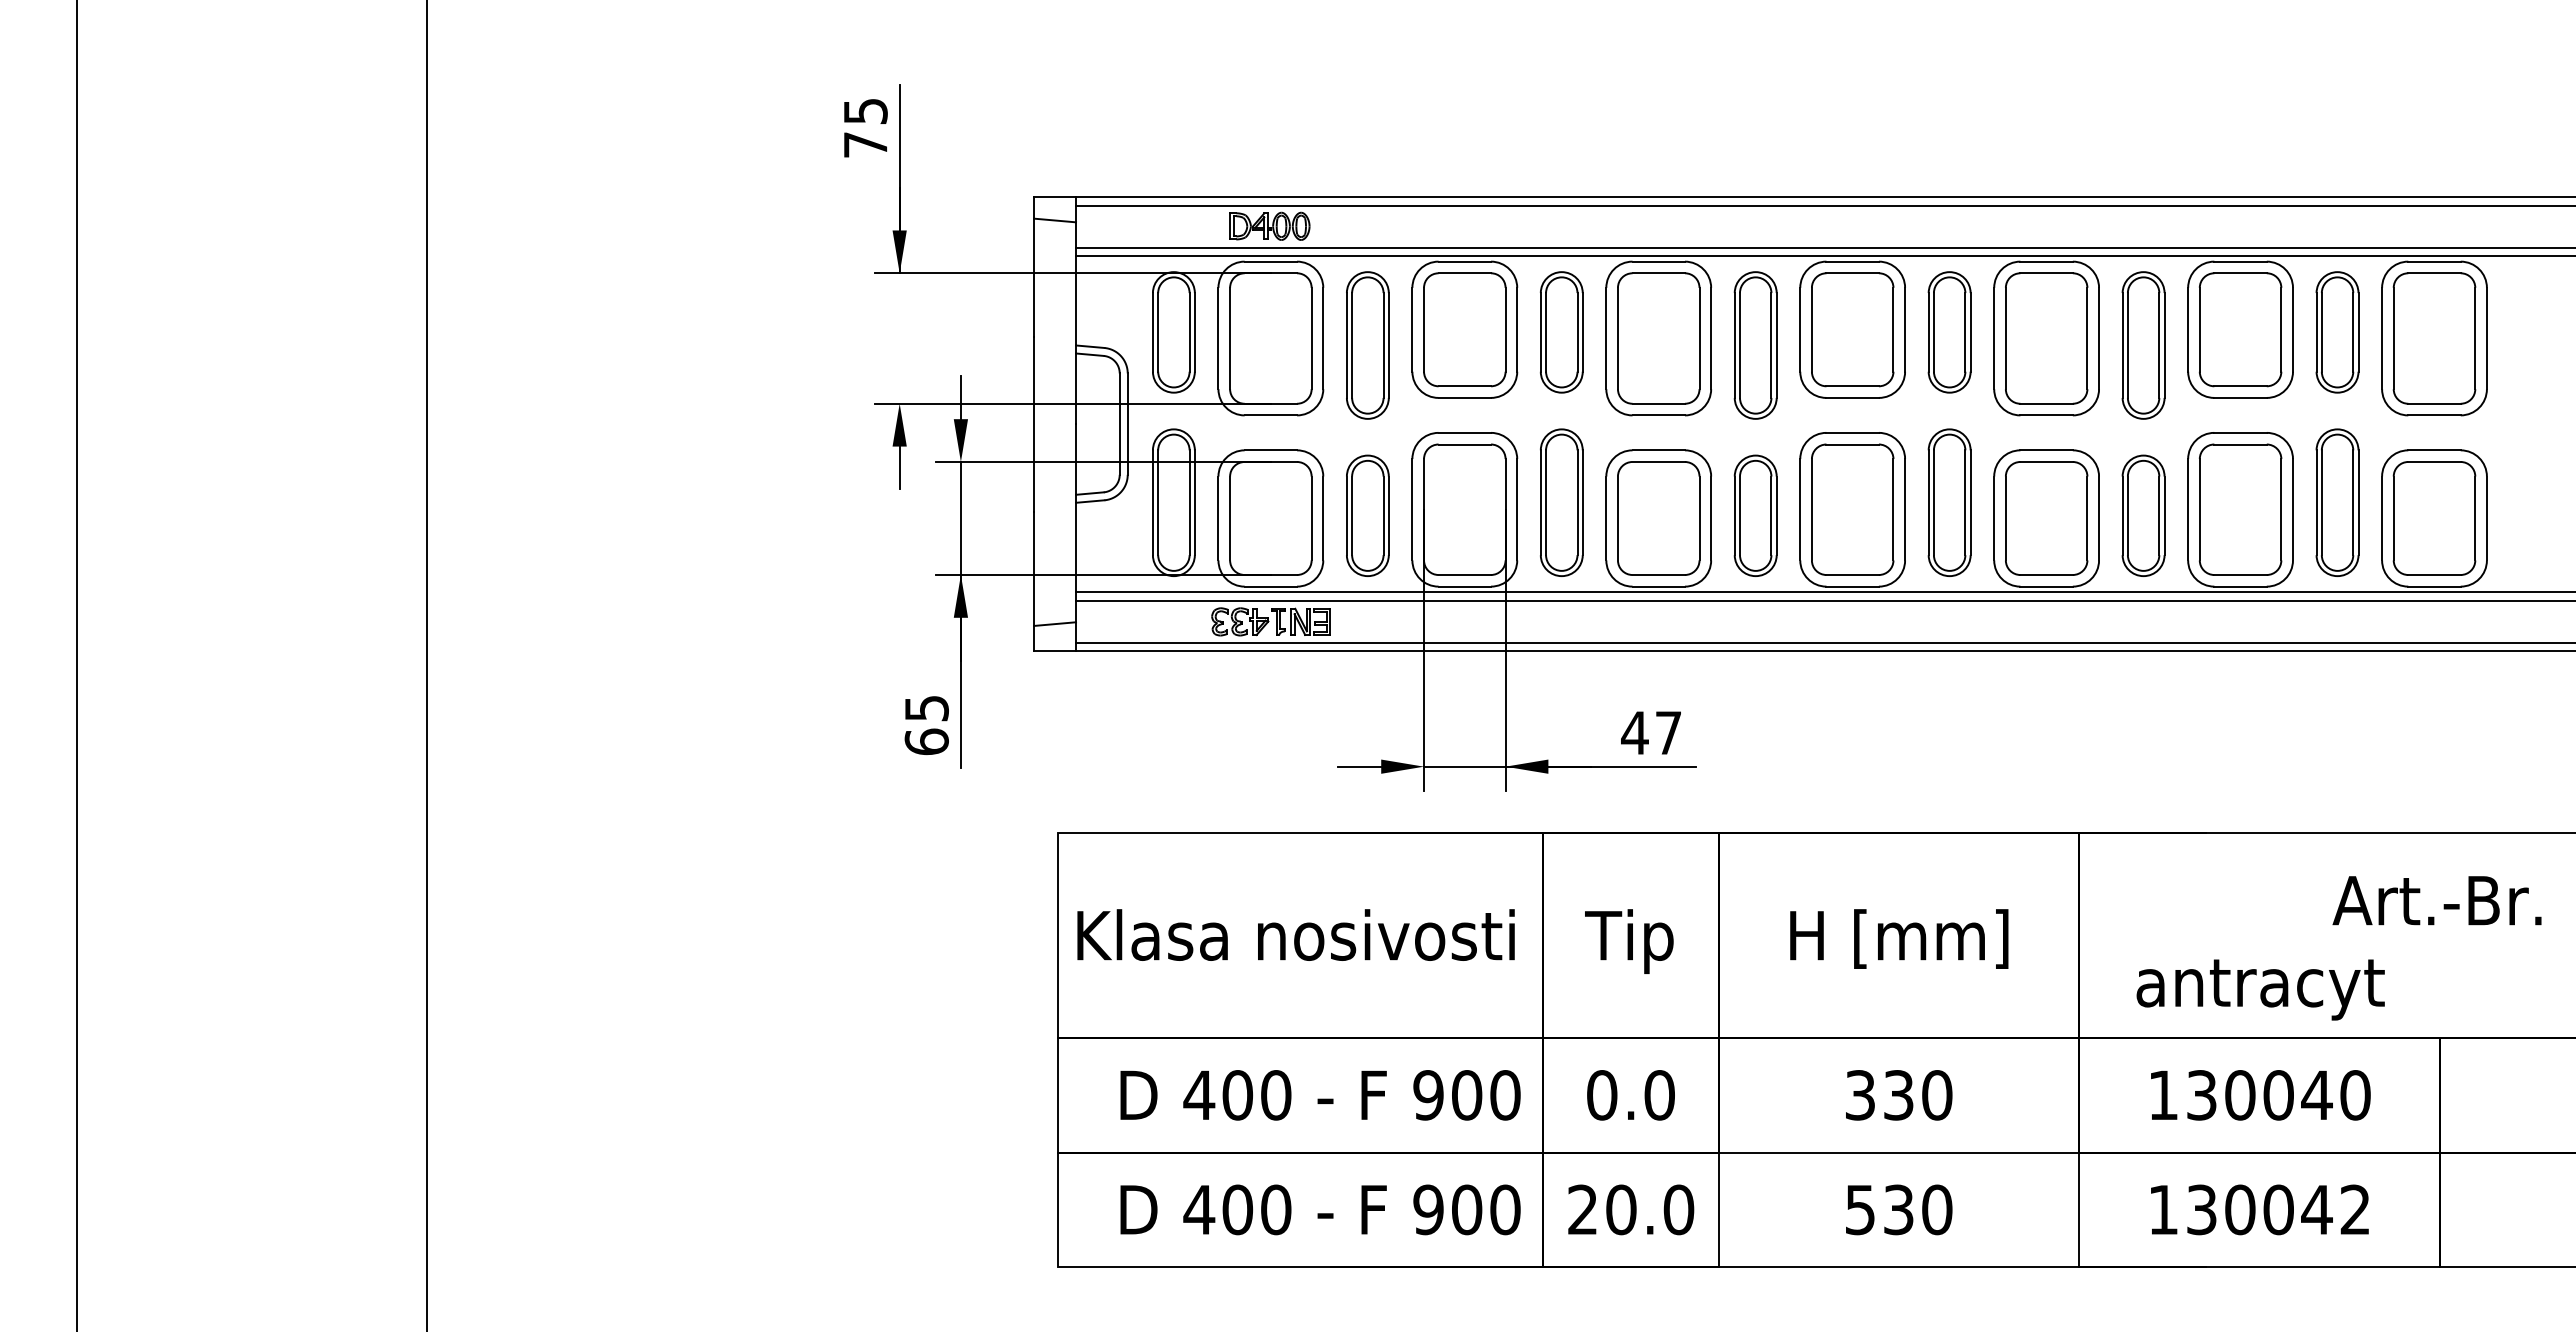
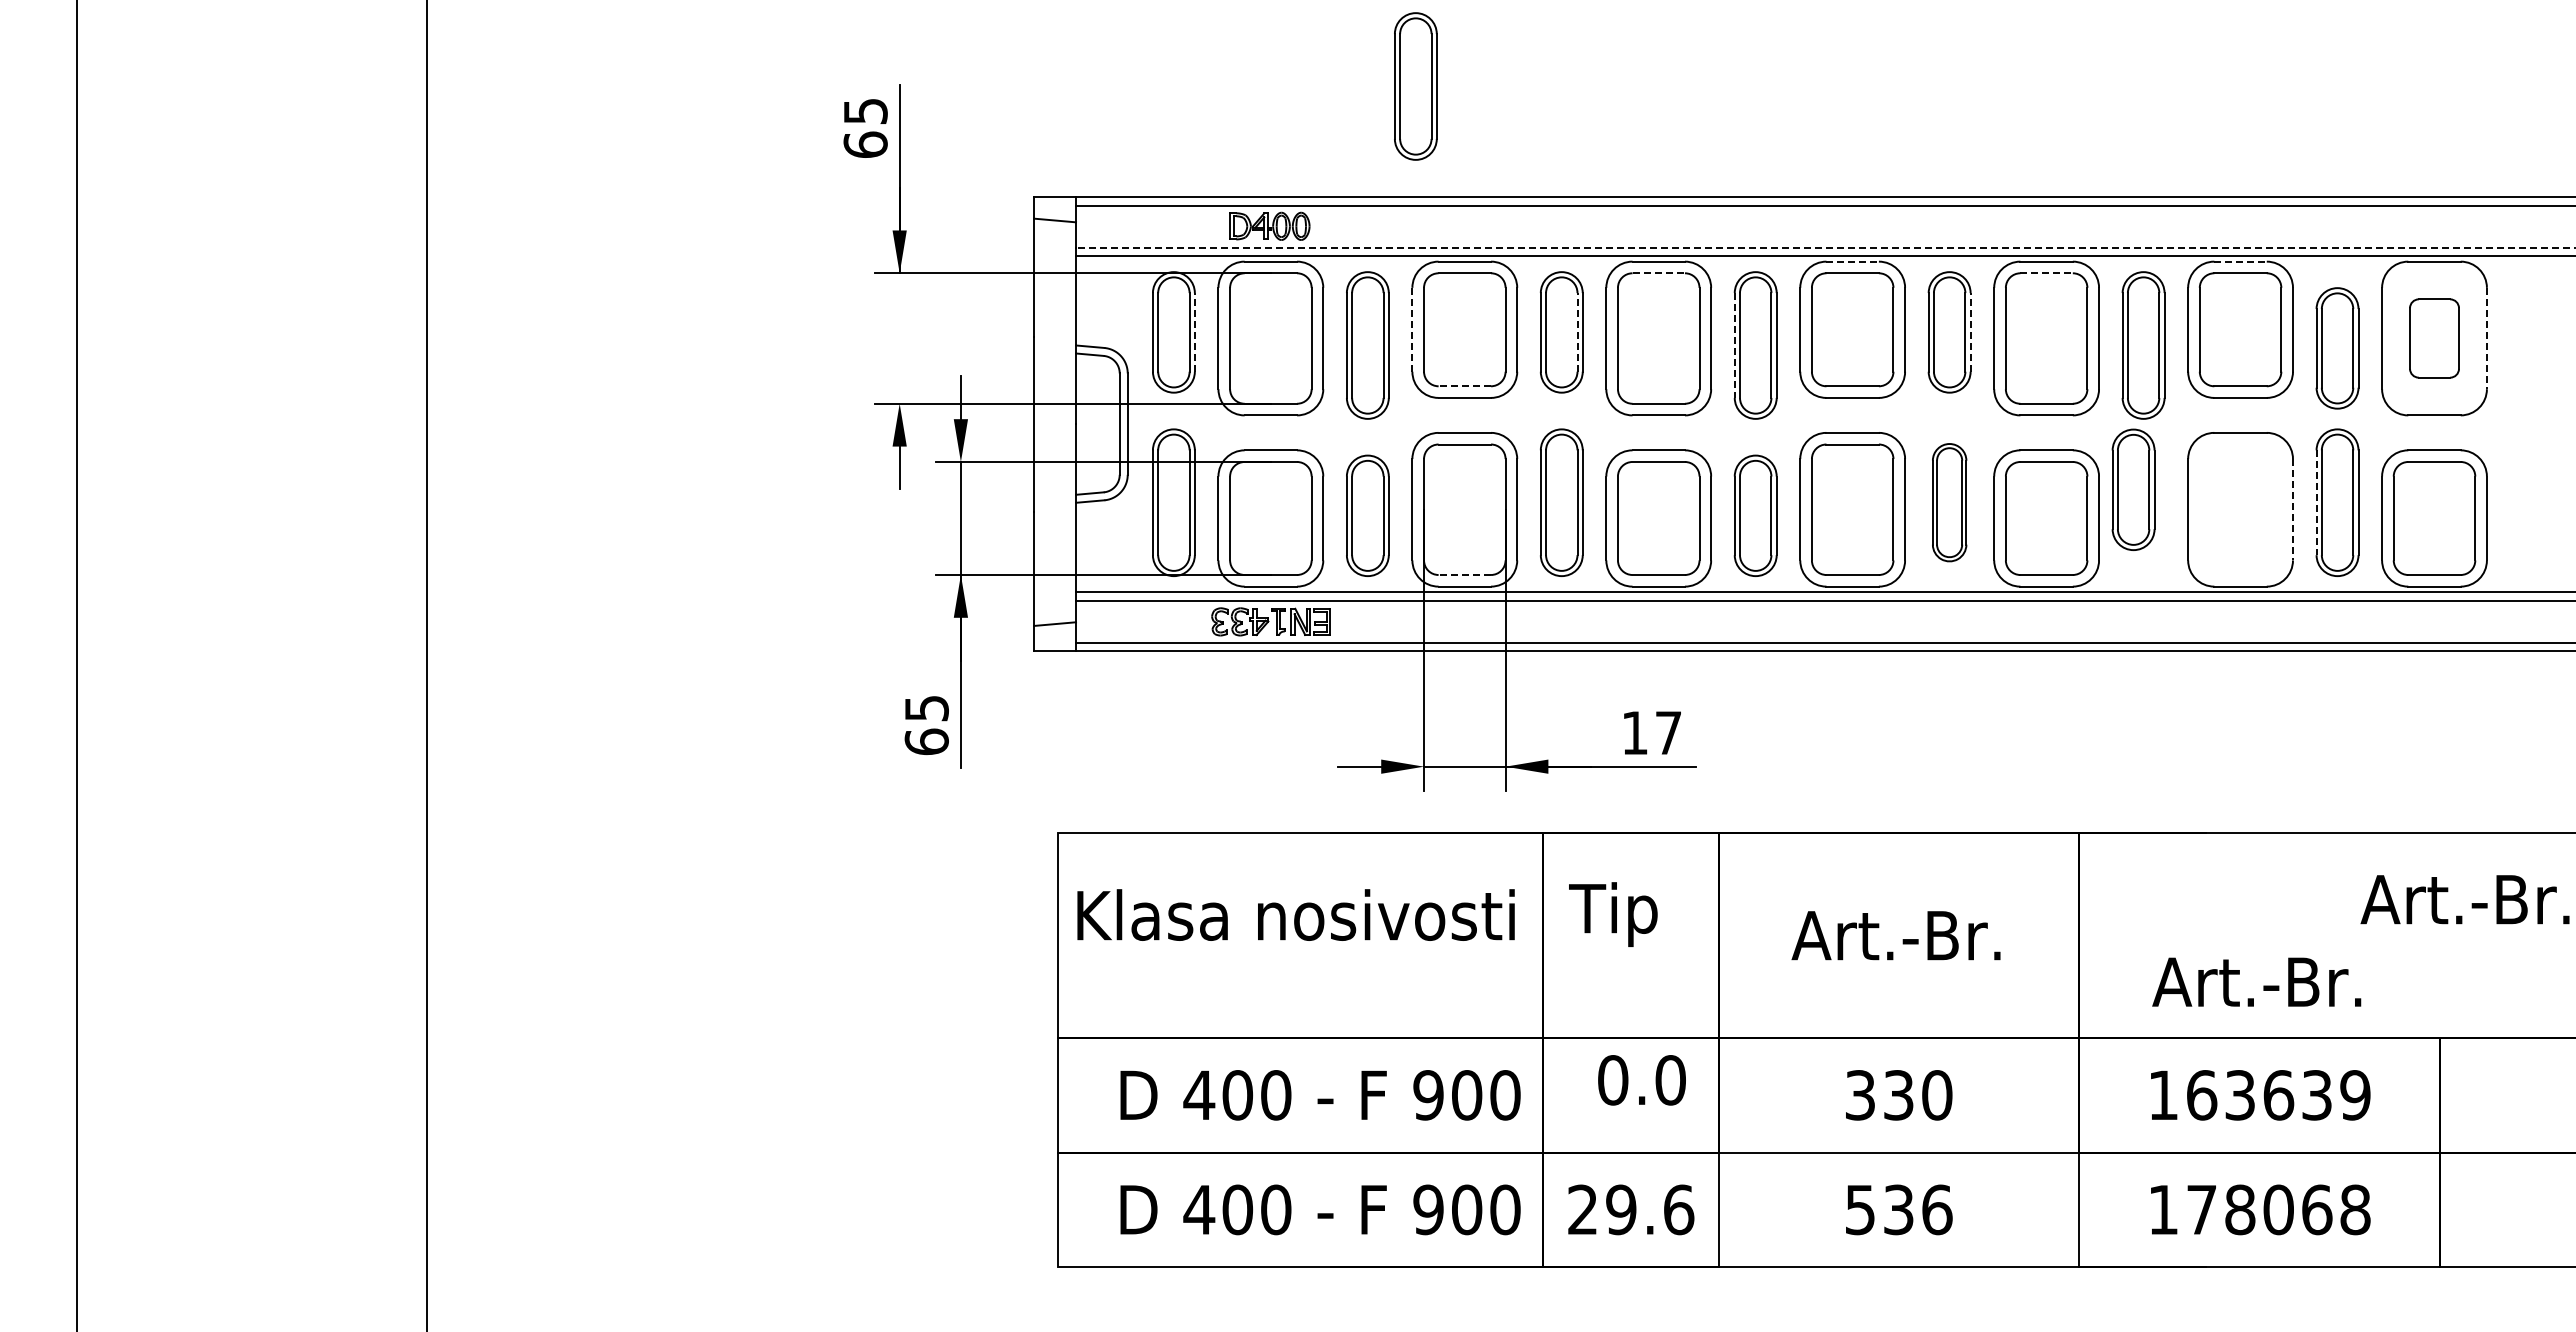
part: none -> present (1415, 86)
text: 75 -> 65 (865, 144)
line: solid -> dashed (1825, 247)
line: solid -> dashed (1853, 261)
line: solid -> dashed (2241, 261)
line: solid -> dashed (1659, 273)
line: solid -> dashed (2047, 273)
line: solid -> dashed (1412, 329)
line: solid -> dashed (1194, 331)
line: solid -> dashed (1577, 331)
line: solid -> dashed (1970, 331)
part position: (2337, 332) -> (2337, 348) (2337, 348)
part size: 85x133 px -> 51x81 px (2434, 338)
line: solid -> dashed (2486, 338)
line: solid -> dashed (1734, 346)
line: solid -> dashed (1464, 386)
part size: 45x149 px -> 36x120 px (1949, 502)
line: solid -> dashed (2316, 503)
part: present -> none (2240, 509)
line: solid -> dashed (2292, 509)
part position: (2143, 515) -> (2133, 489) (2133, 489)
line: solid -> dashed (1464, 575)
text: 47 -> 17 (1634, 732)
text position: (2436, 900) -> (2464, 899) (2464, 899)
text position: (1295, 934) -> (1295, 914) (1295, 914)
text: H [mm] -> Art.-Br. (1899, 938)
text position: (1629, 941) -> (1613, 914) (1613, 914)
text: antracyt -> Art.-Br. (2260, 988)
text position: (1630, 1095) -> (1641, 1080) (1641, 1080)
text: 130040 -> 163639 (2278, 1095)
text: 20.0 -> 29.6 (1650, 1209)
text: 530 -> 536 (1937, 1209)
text: 130042 -> 178068 (2278, 1209)
